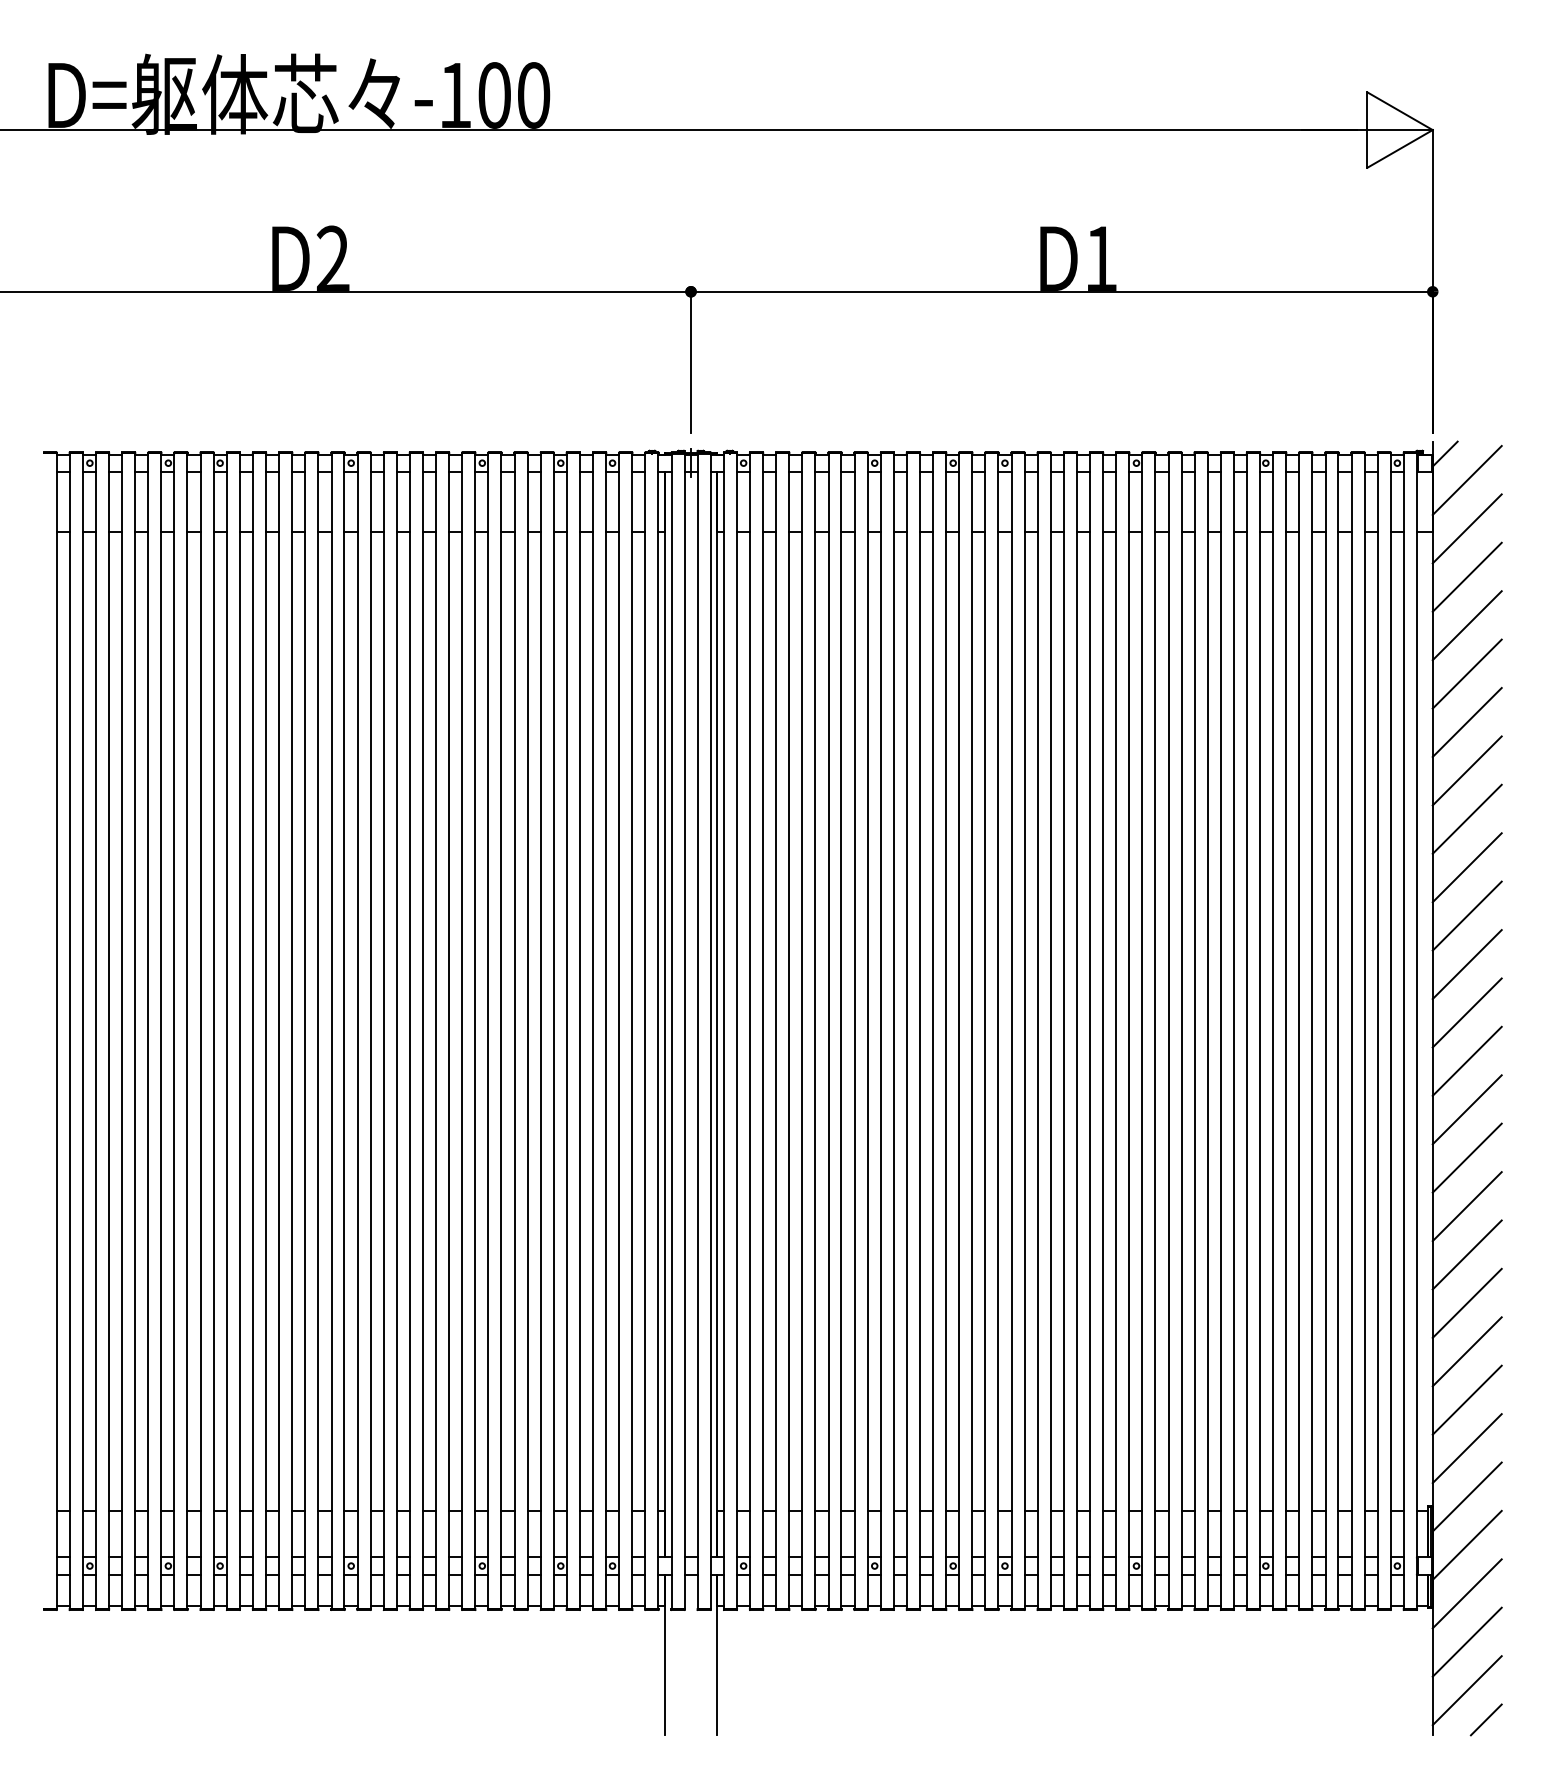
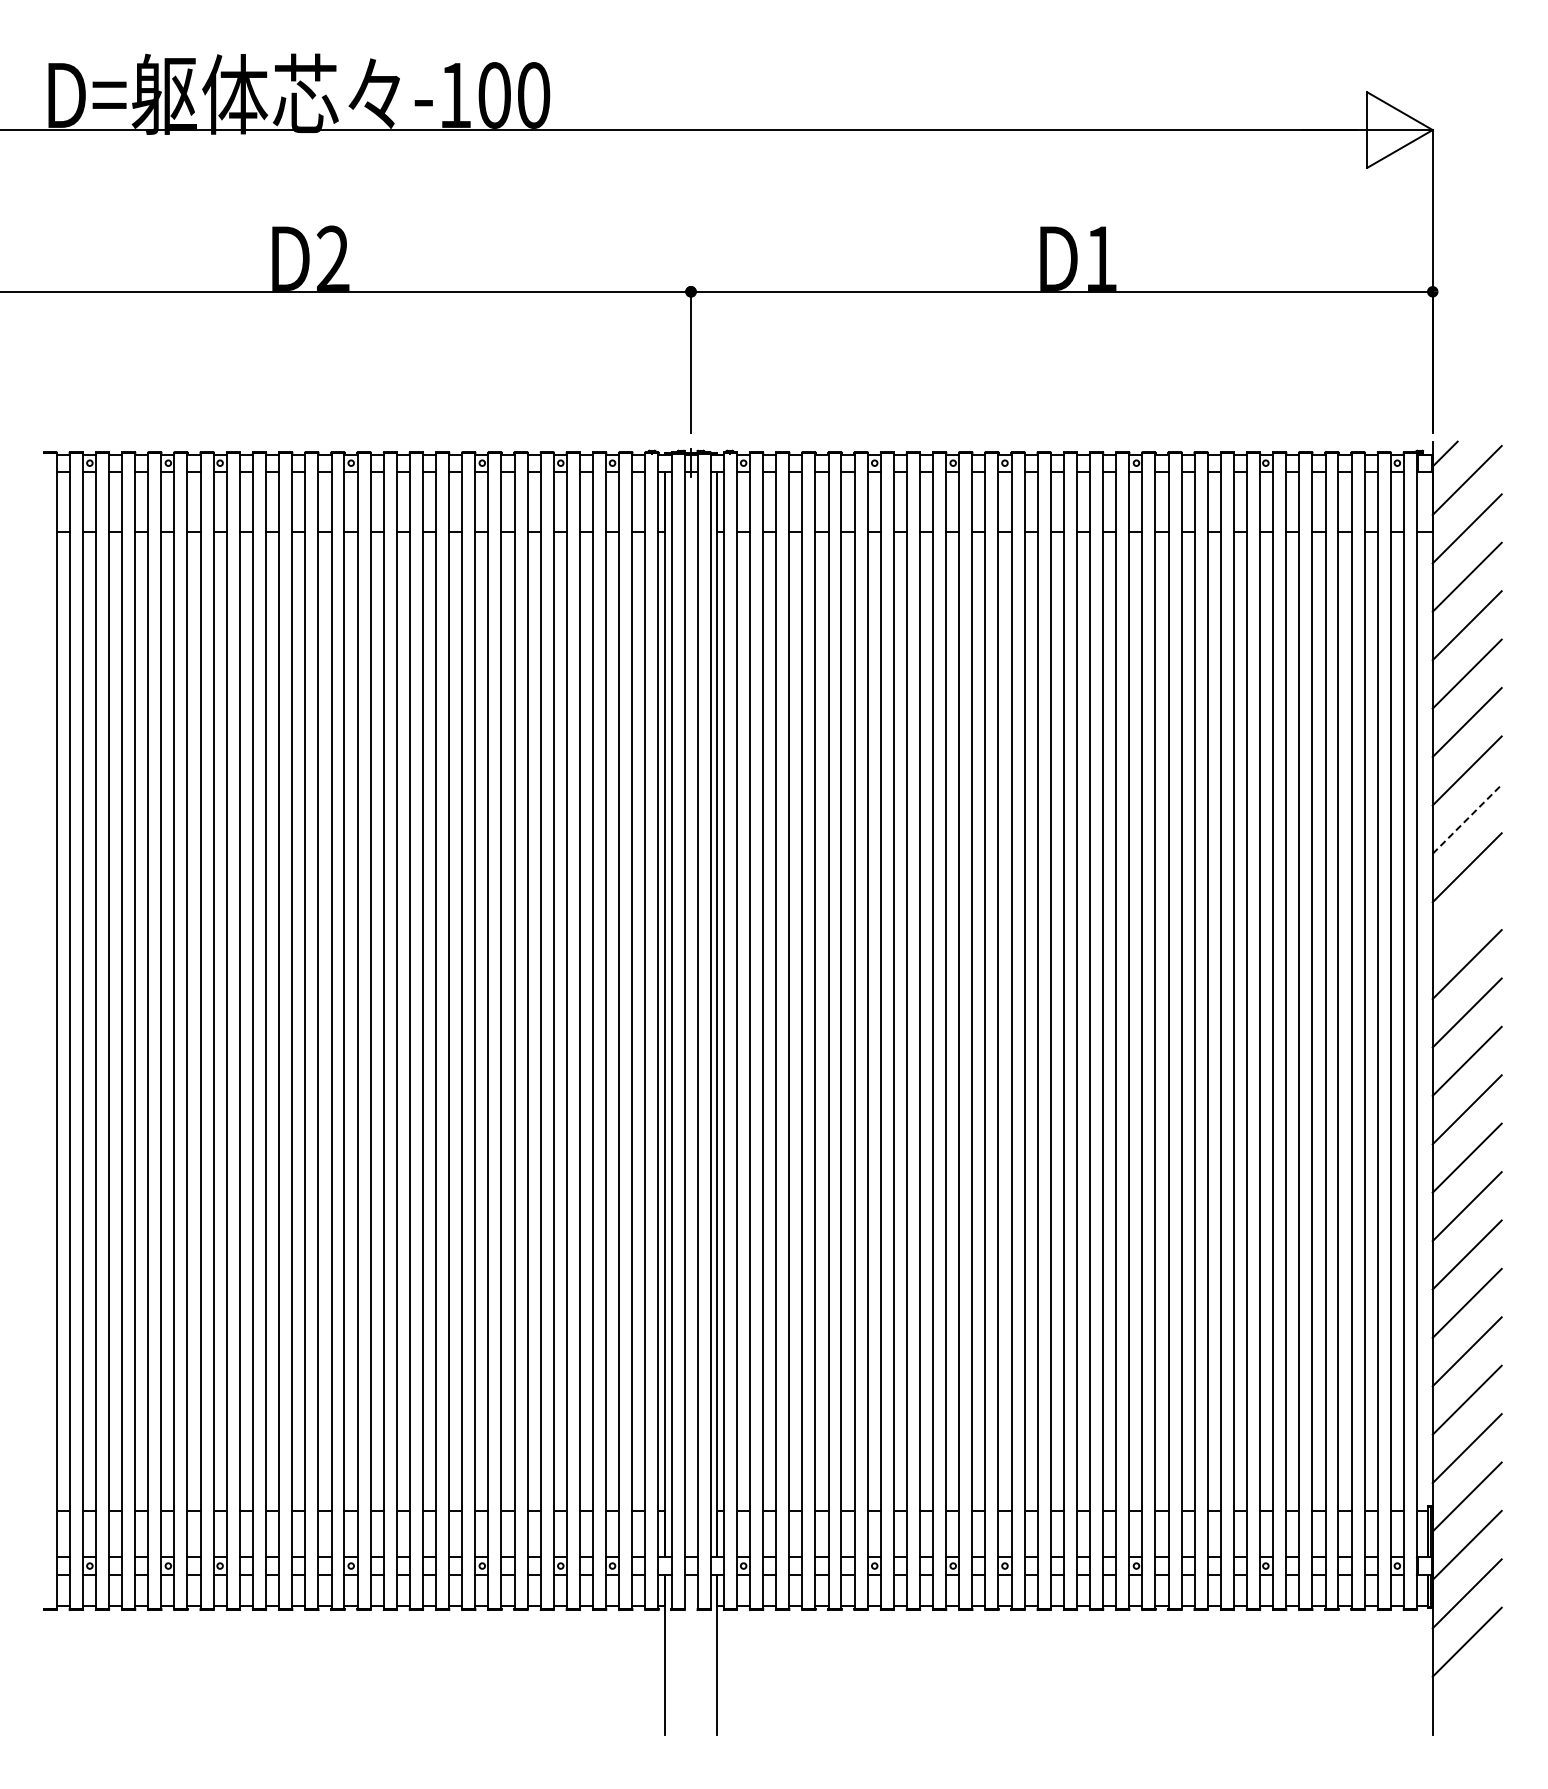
line: solid -> dashed (1467, 819)
line: present -> none (1466, 915)
line: present -> none (1466, 1690)
line: present -> none (1485, 1719)
